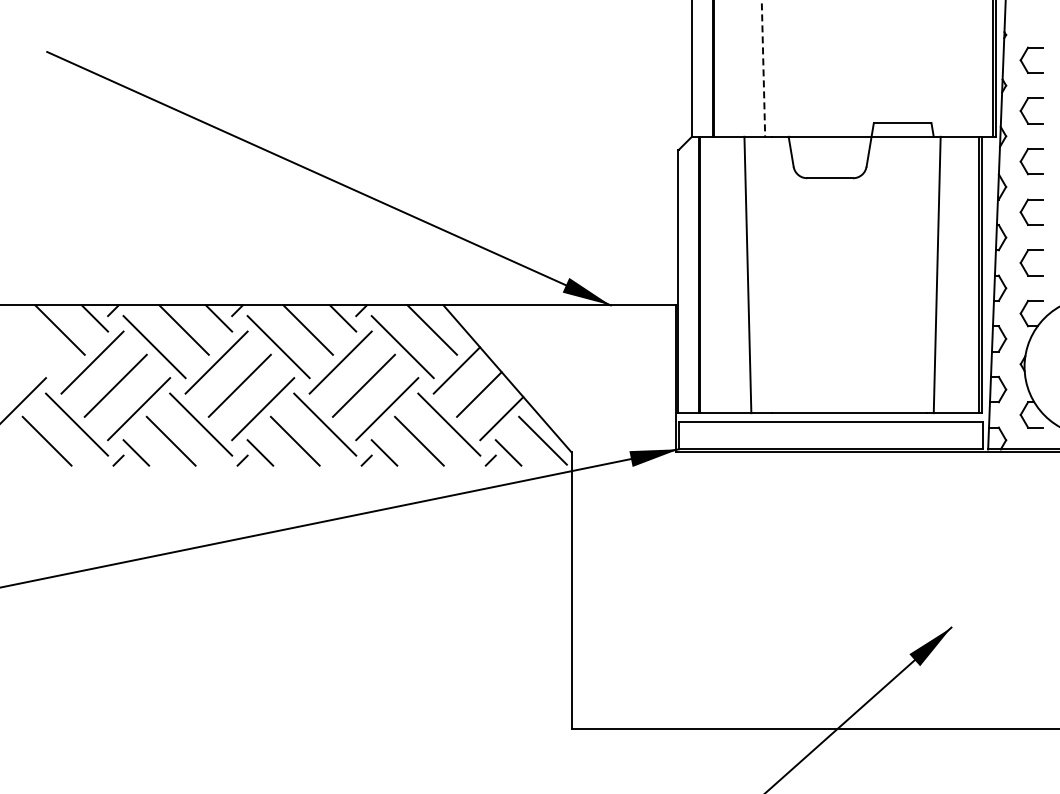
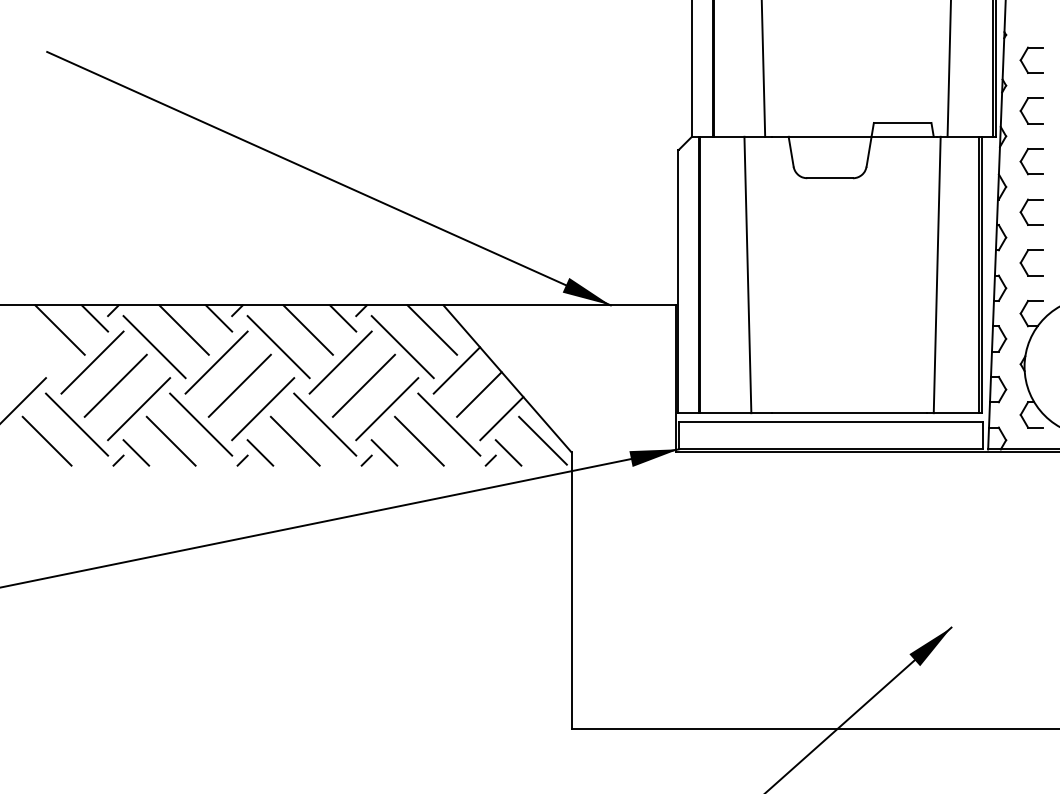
line: dashed -> solid (763, 68)
line: none -> present (948, 69)
